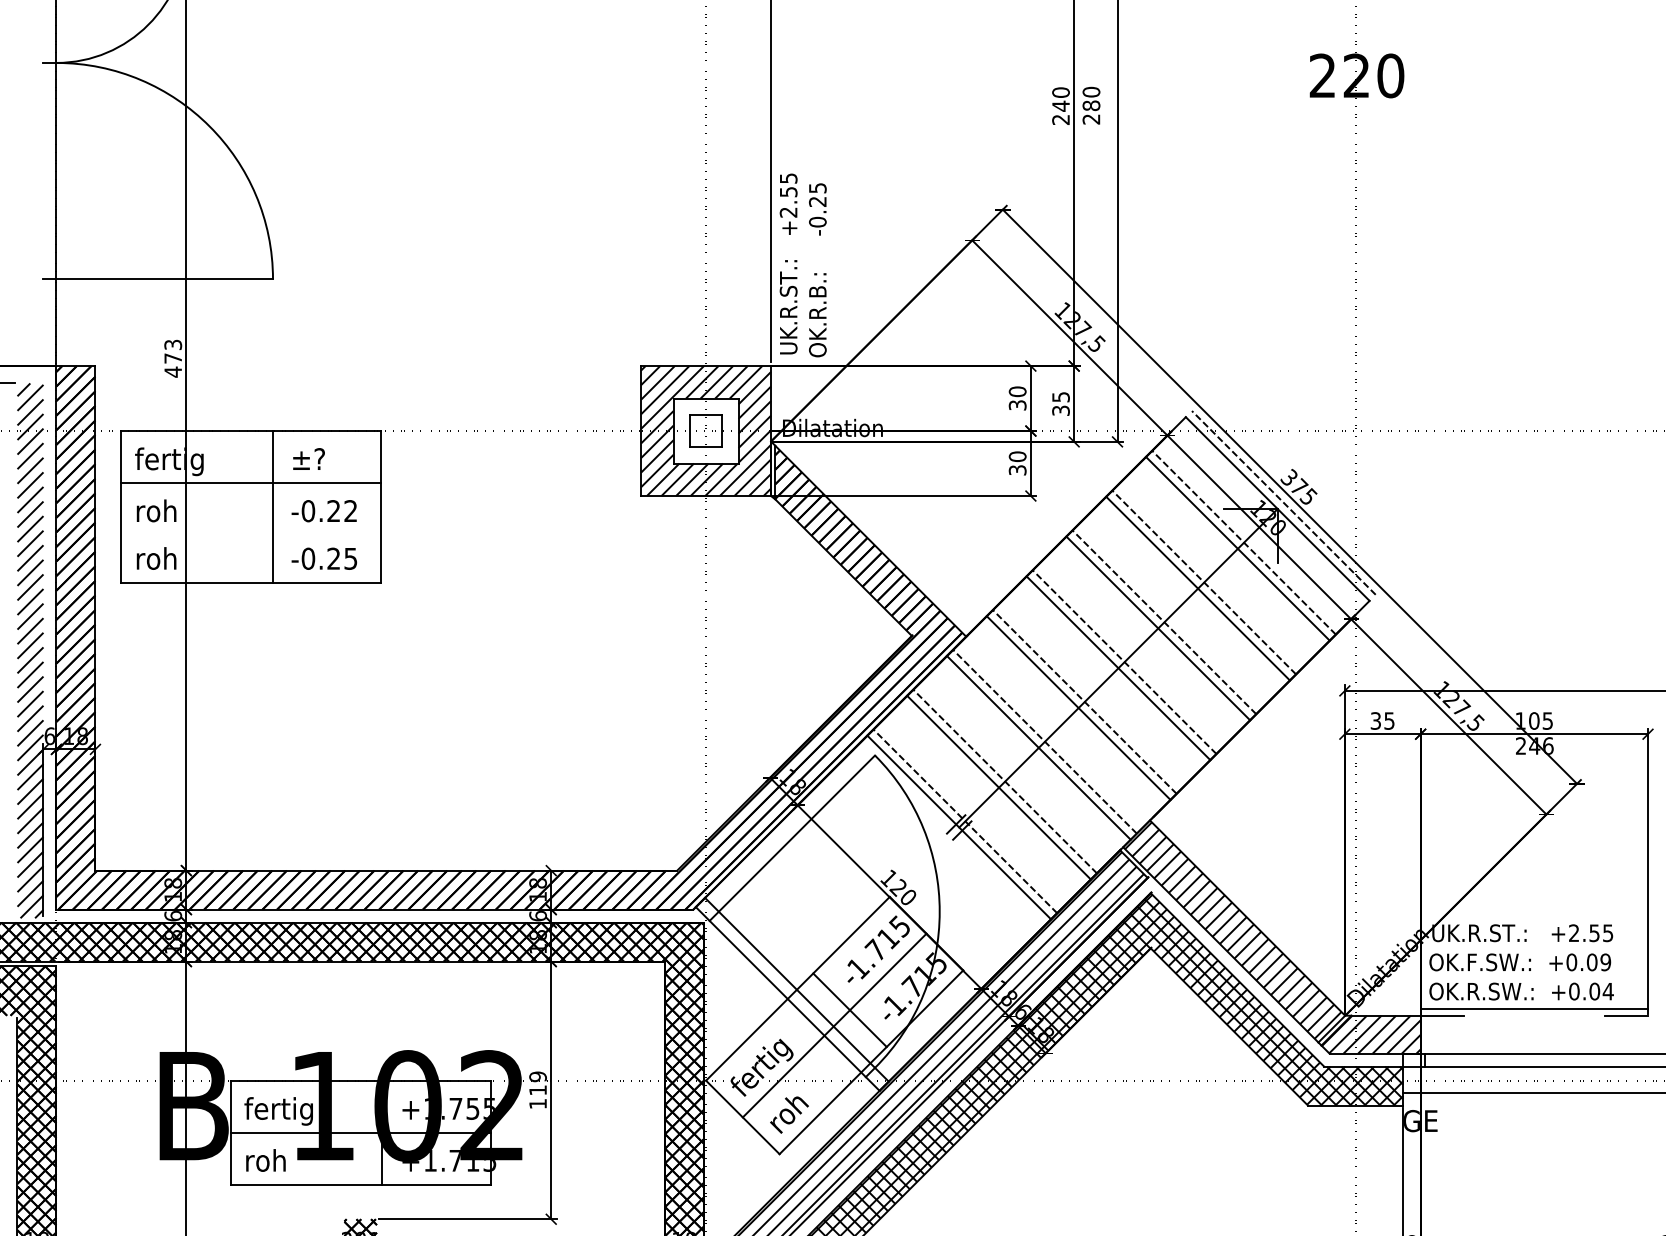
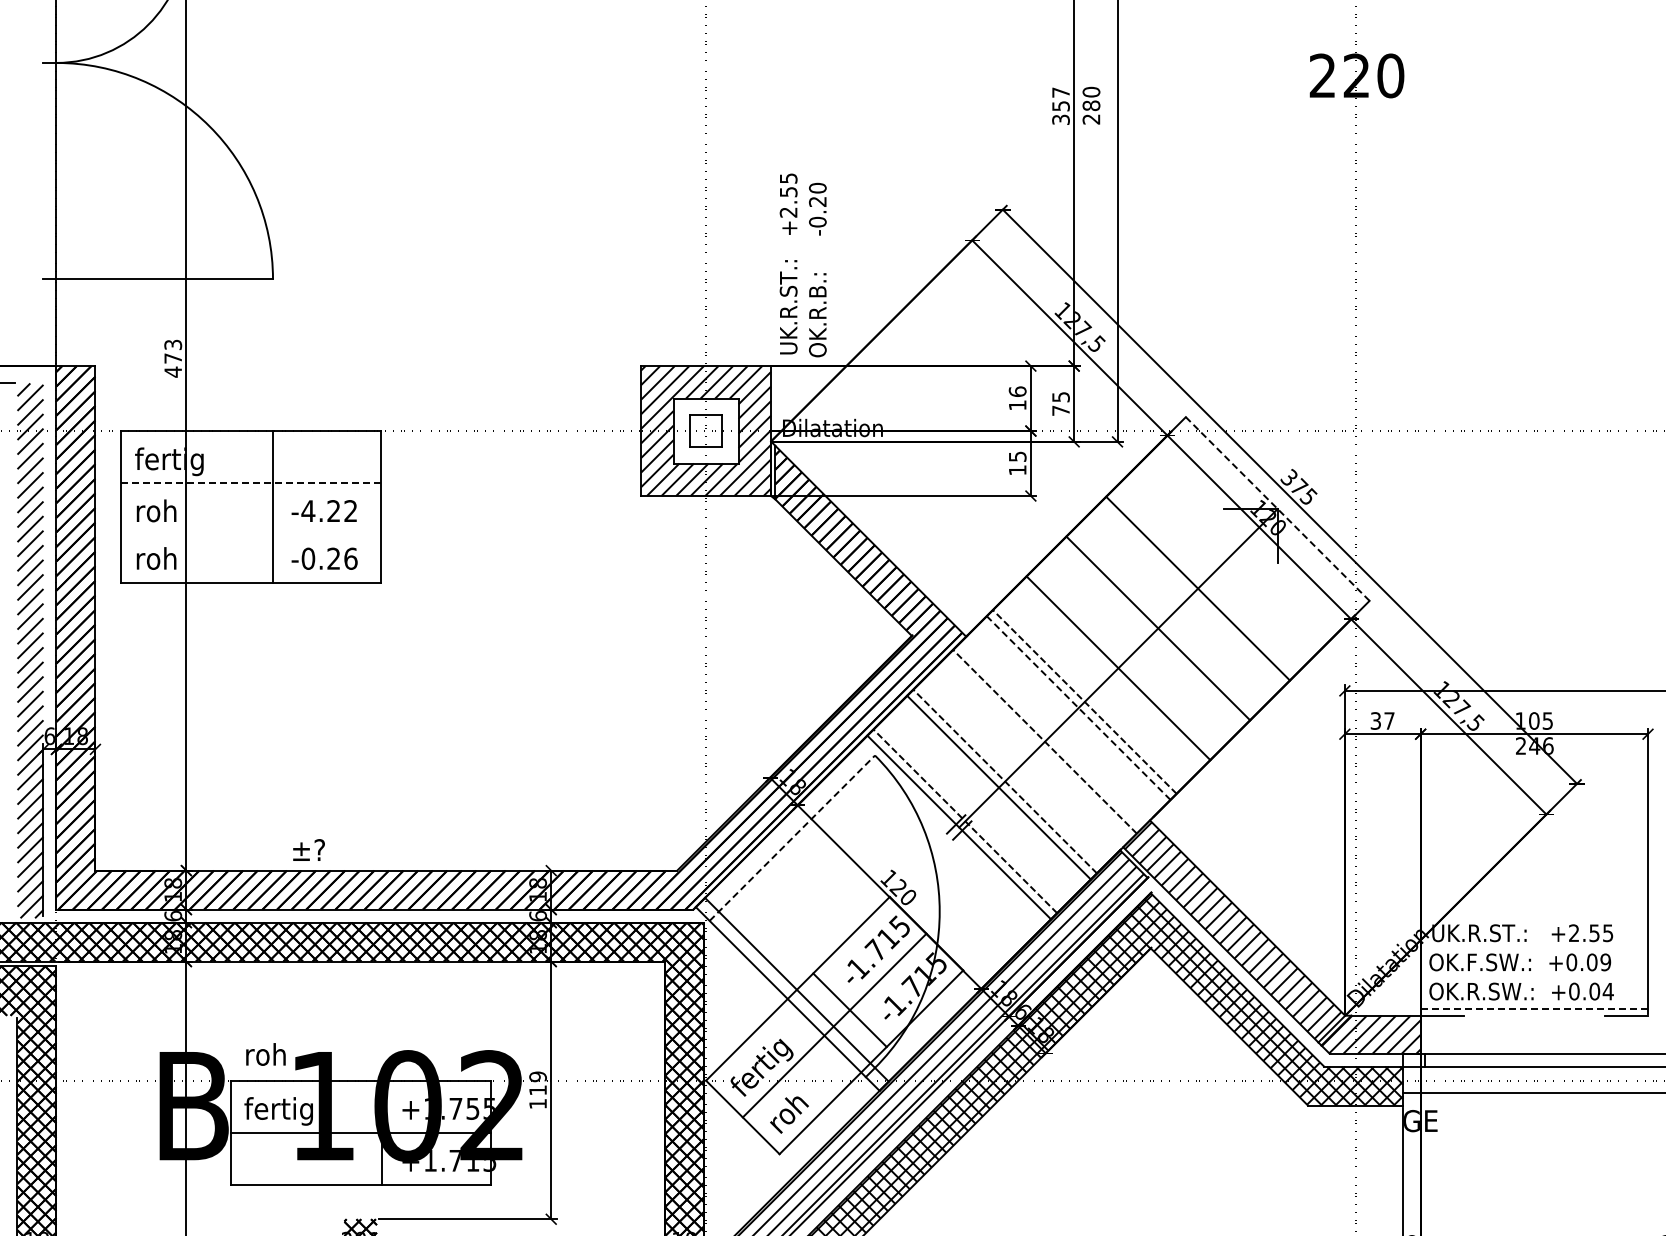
text: 240 -> 357 (1060, 105)
line: present -> none (771, 181)
text: -0.25 -> -0.20 (817, 187)
text: 30 -> 16 (1017, 398)
text: 35 -> 75 (1060, 410)
text position: (308, 458) -> (308, 849) (308, 849)
text: 30 -> 15 (1017, 463)
line: solid -> dashed (251, 483)
line: present -> none (1283, 502)
line: solid -> dashed (1277, 509)
text: -0.22 -> -4.22 (308, 511)
line: present -> none (1243, 542)
line: present -> none (1237, 548)
text: -0.25 -> -0.26 (350, 558)
line: present -> none (1204, 582)
line: present -> none (1164, 622)
line: present -> none (1124, 662)
line: solid -> dashed (1078, 708)
text: 35 -> 37 (1389, 720)
line: present -> none (1038, 747)
line: solid -> dashed (792, 838)
line: solid -> dashed (1534, 1009)
text position: (265, 1160) -> (265, 1054) (265, 1054)
